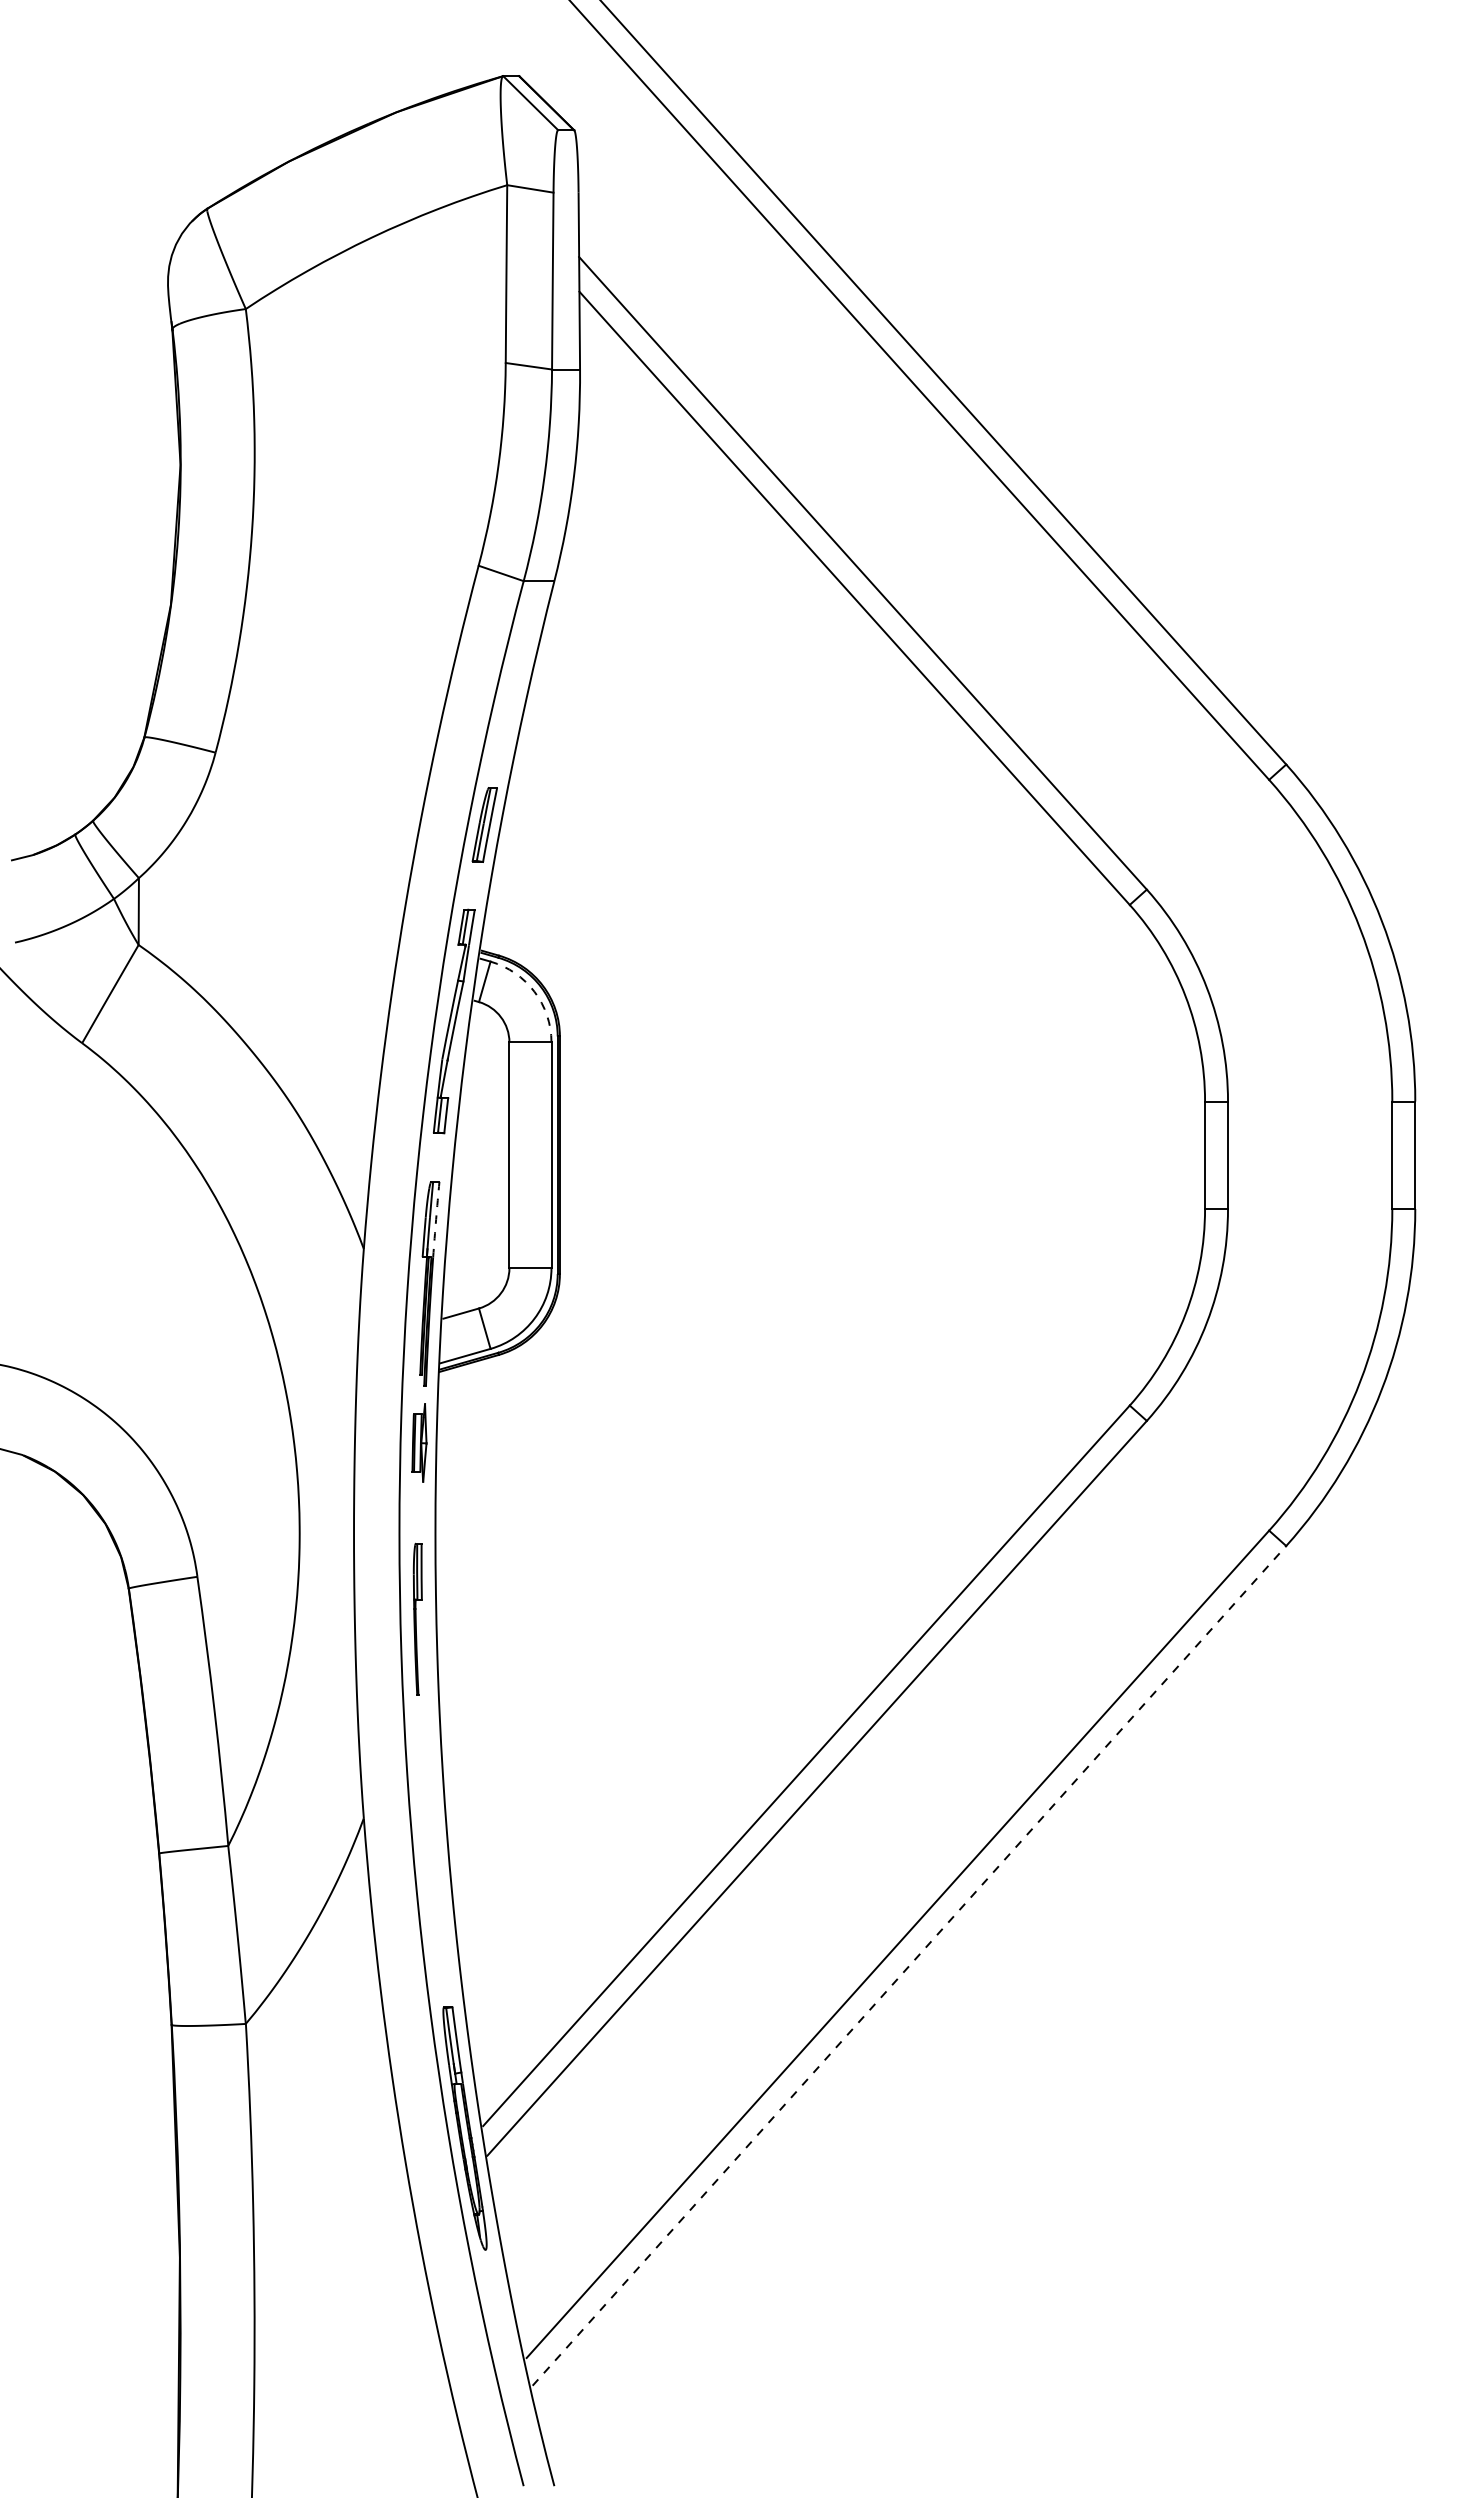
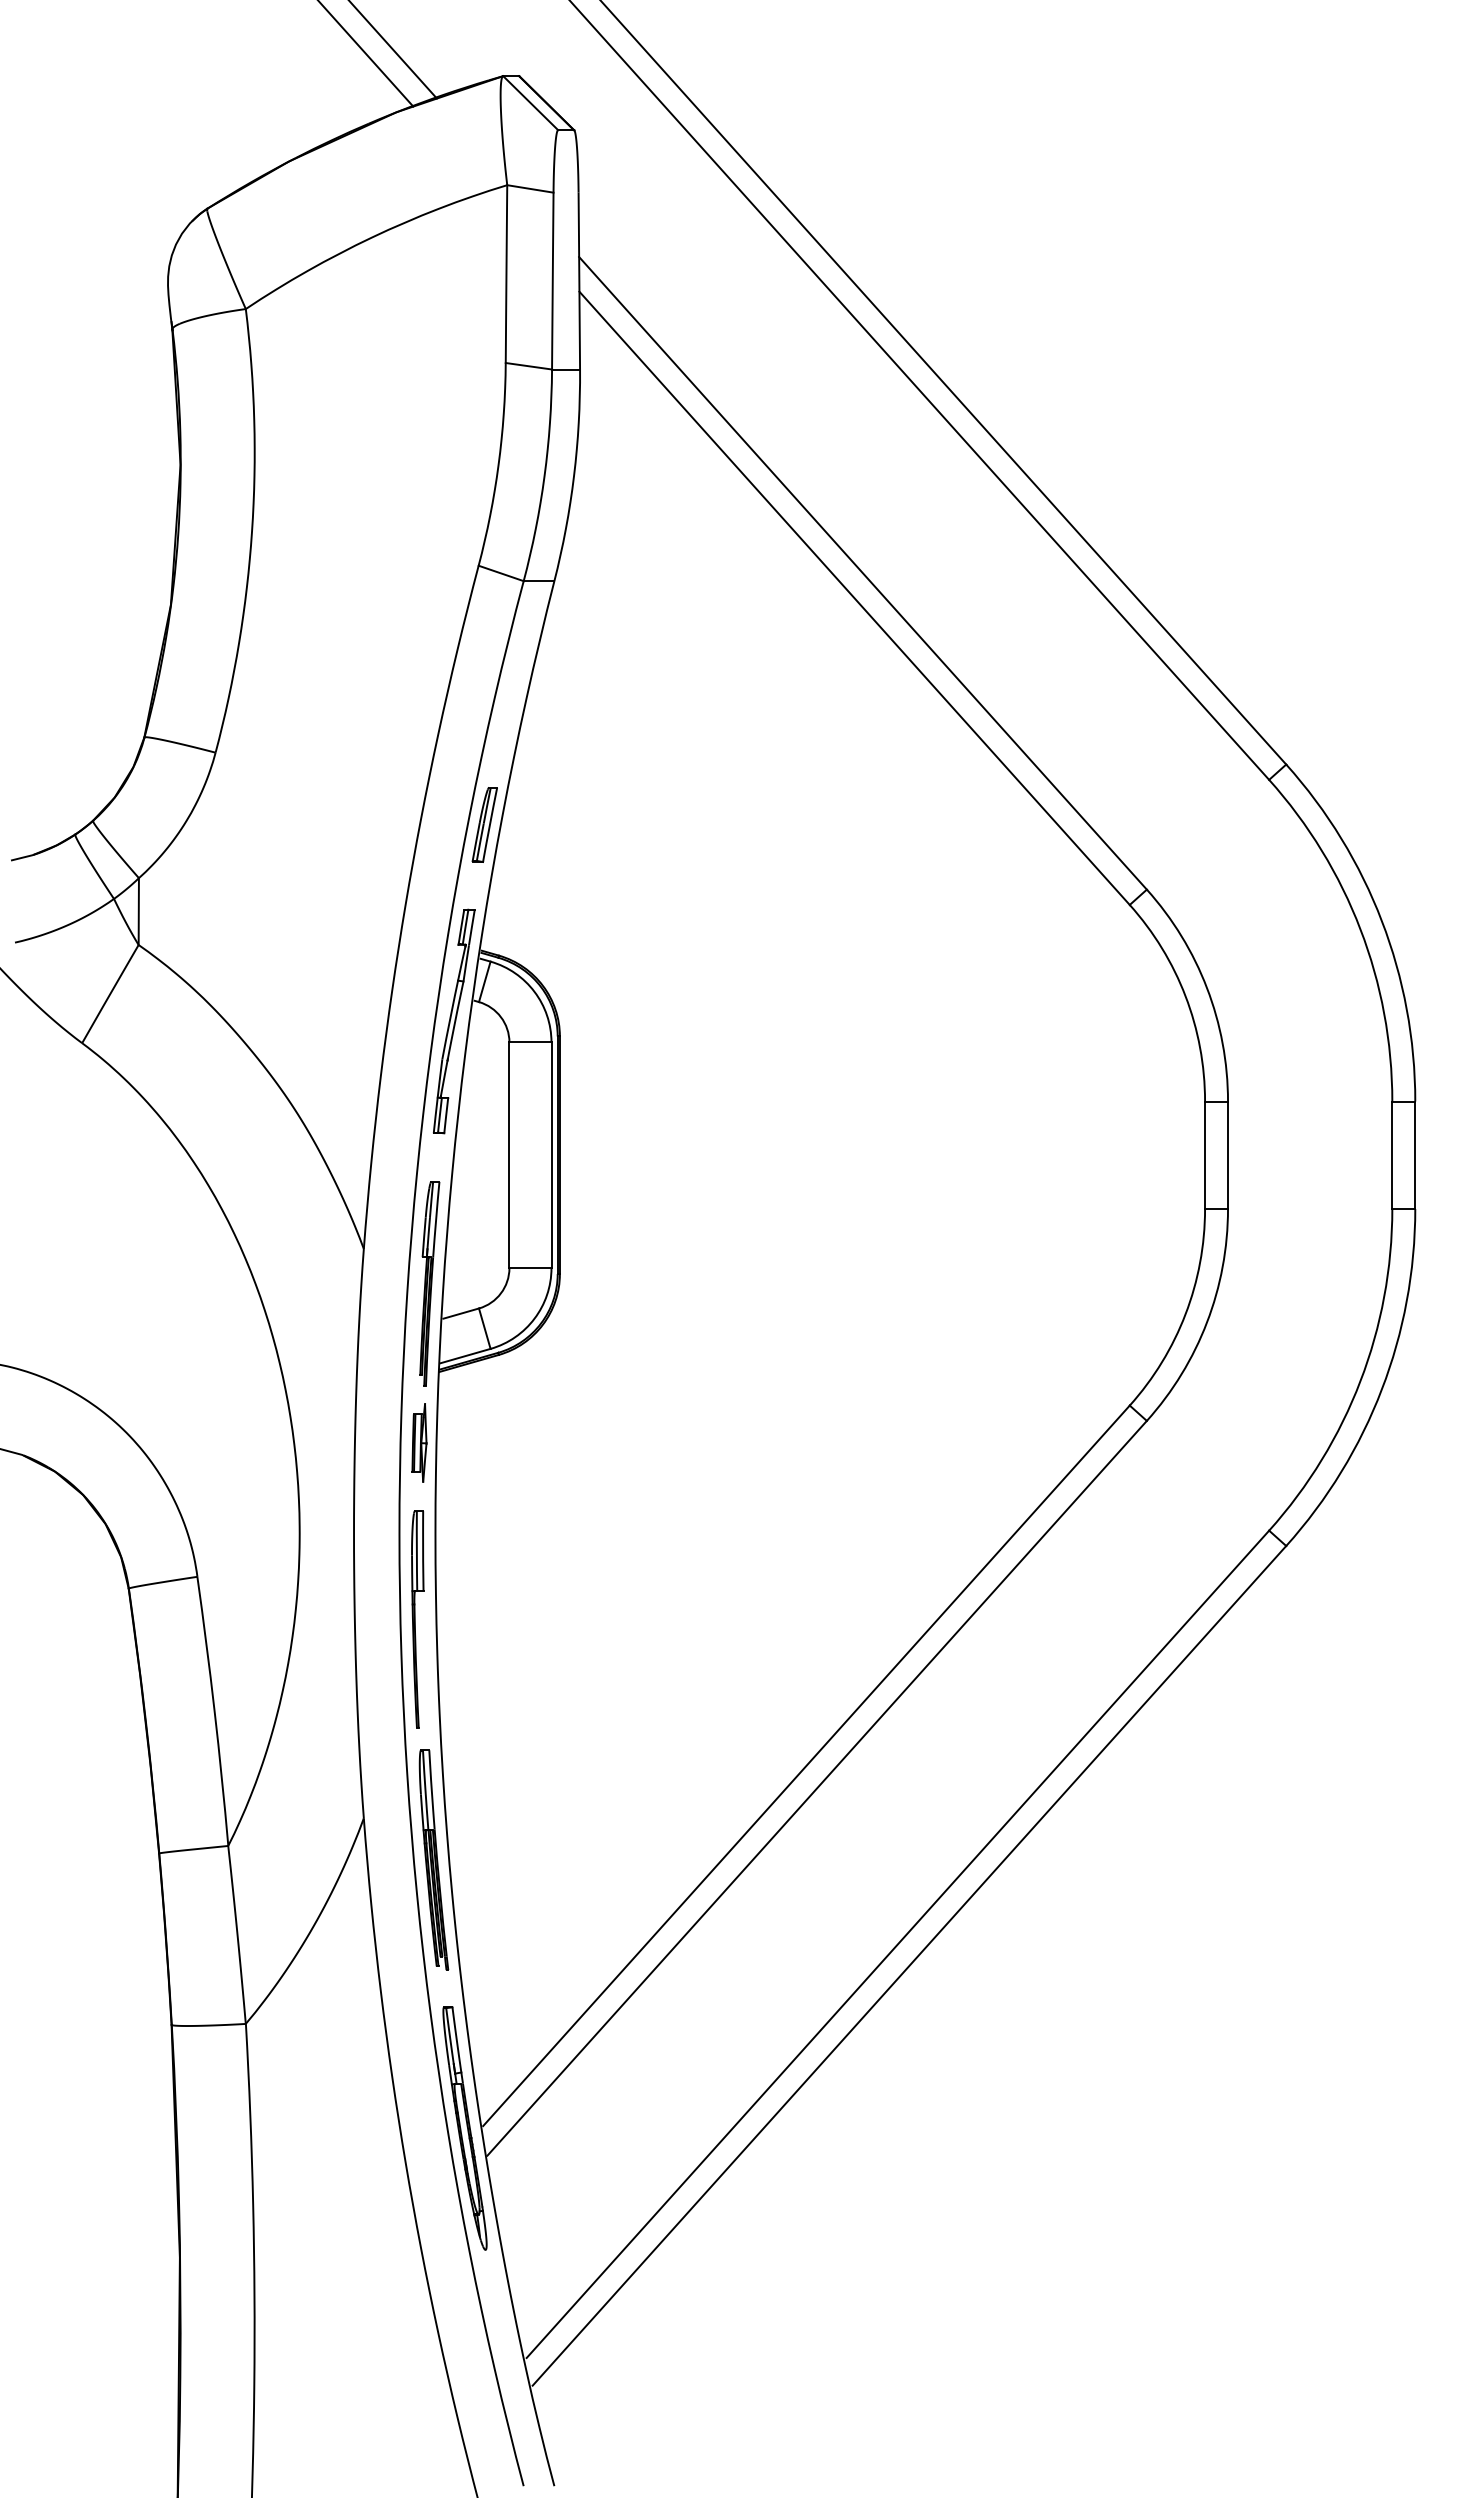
line: none -> present (393, 50)
line: none -> present (366, 54)
arc: dashed -> solid (534, 991)
arc: dashed -> solid (436, 1219)
part size: 11x154 px -> 14x219 px (417, 1619)
part: none -> present (433, 1859)
line: dashed -> solid (909, 1965)
